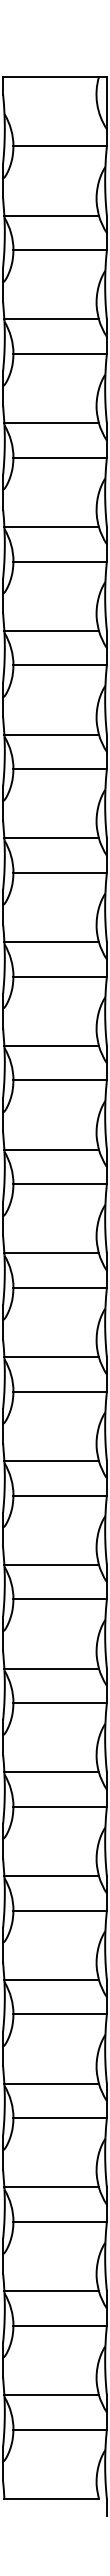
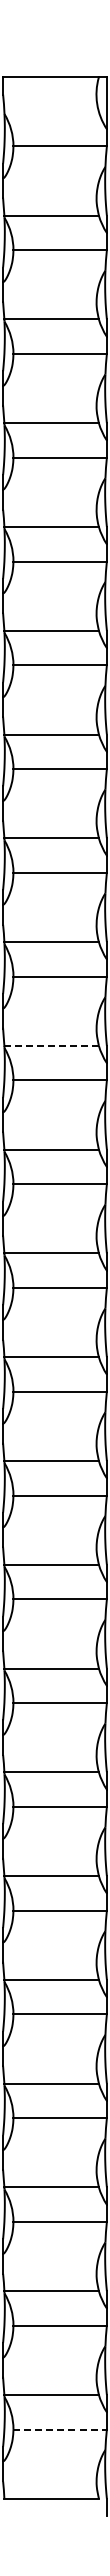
line: solid -> dashed (52, 1045)
line: solid -> dashed (60, 2429)
